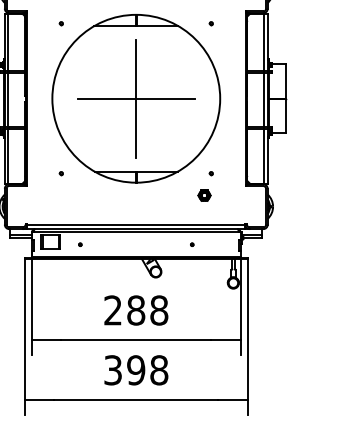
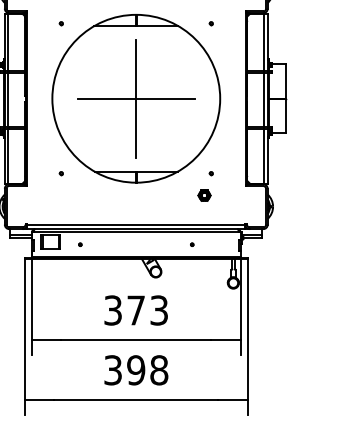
text: 288 -> 373 (136, 310)
